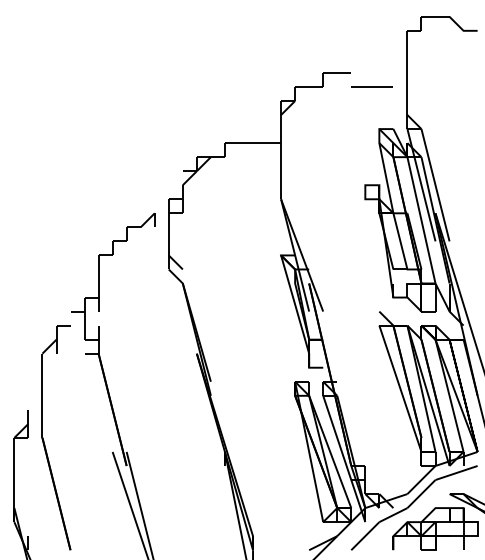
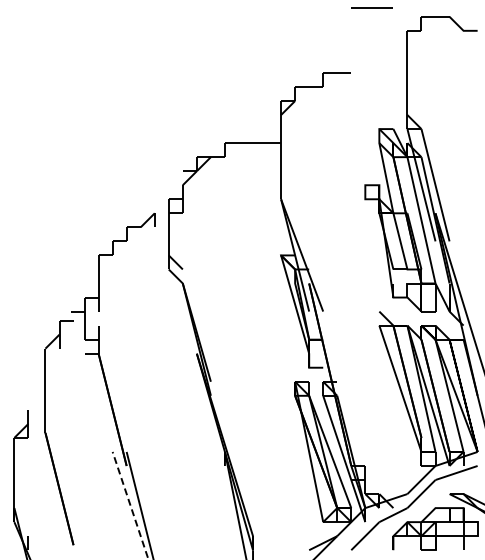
line position: (371, 86) -> (371, 7) (371, 7)
part position: (44, 440) -> (47, 435) (47, 435)
line: solid -> dashed (130, 505)
